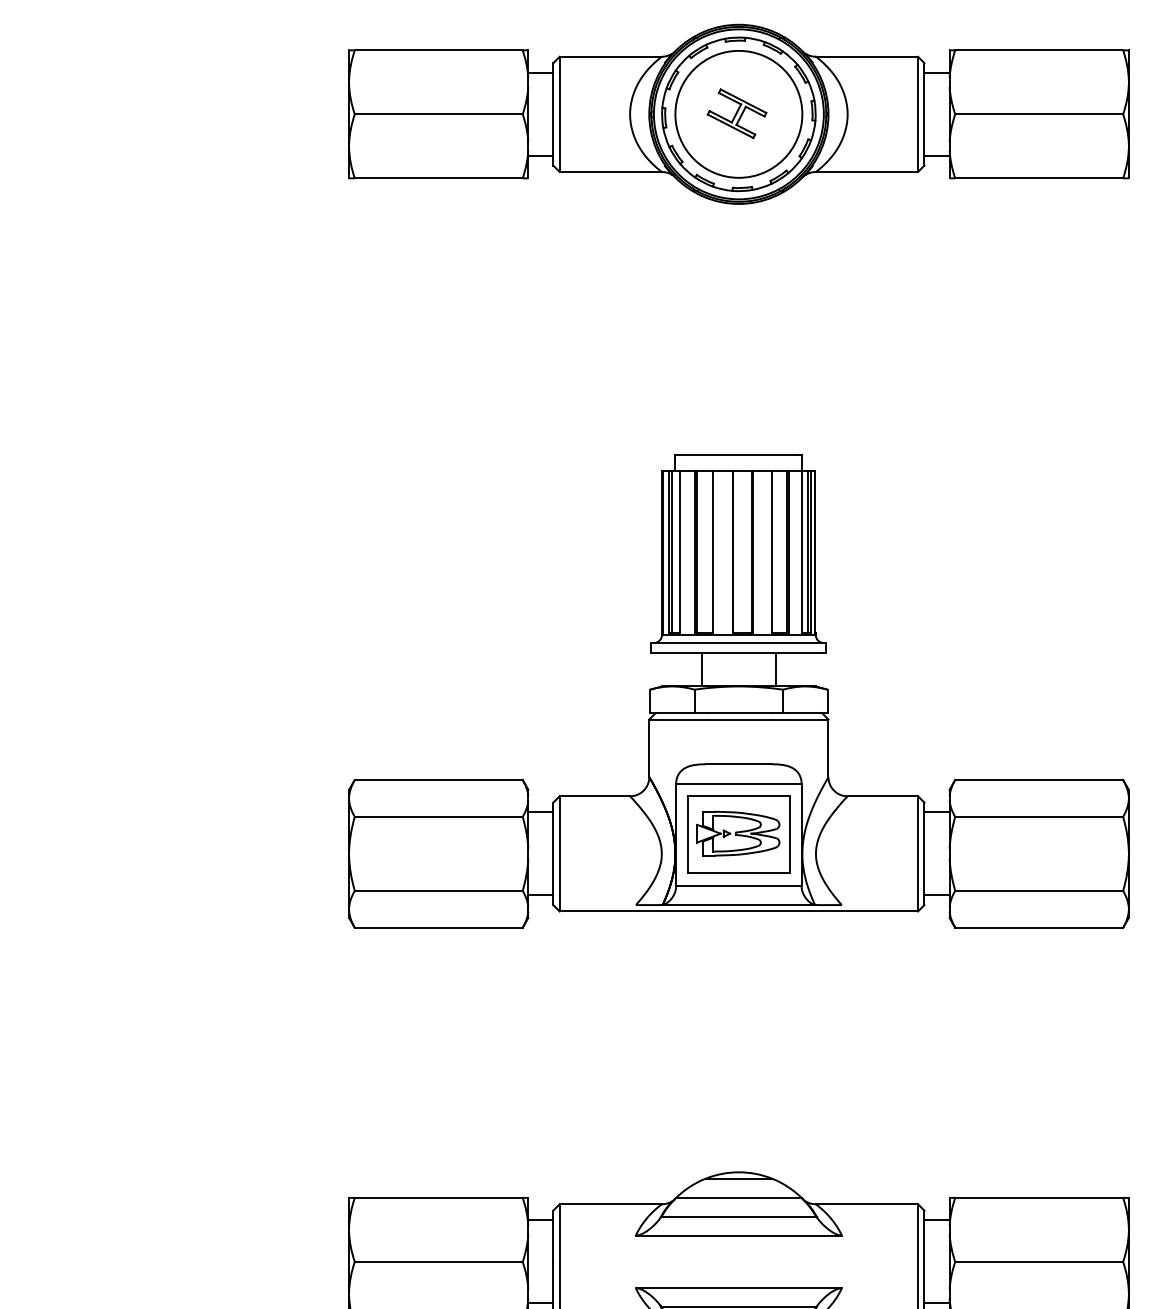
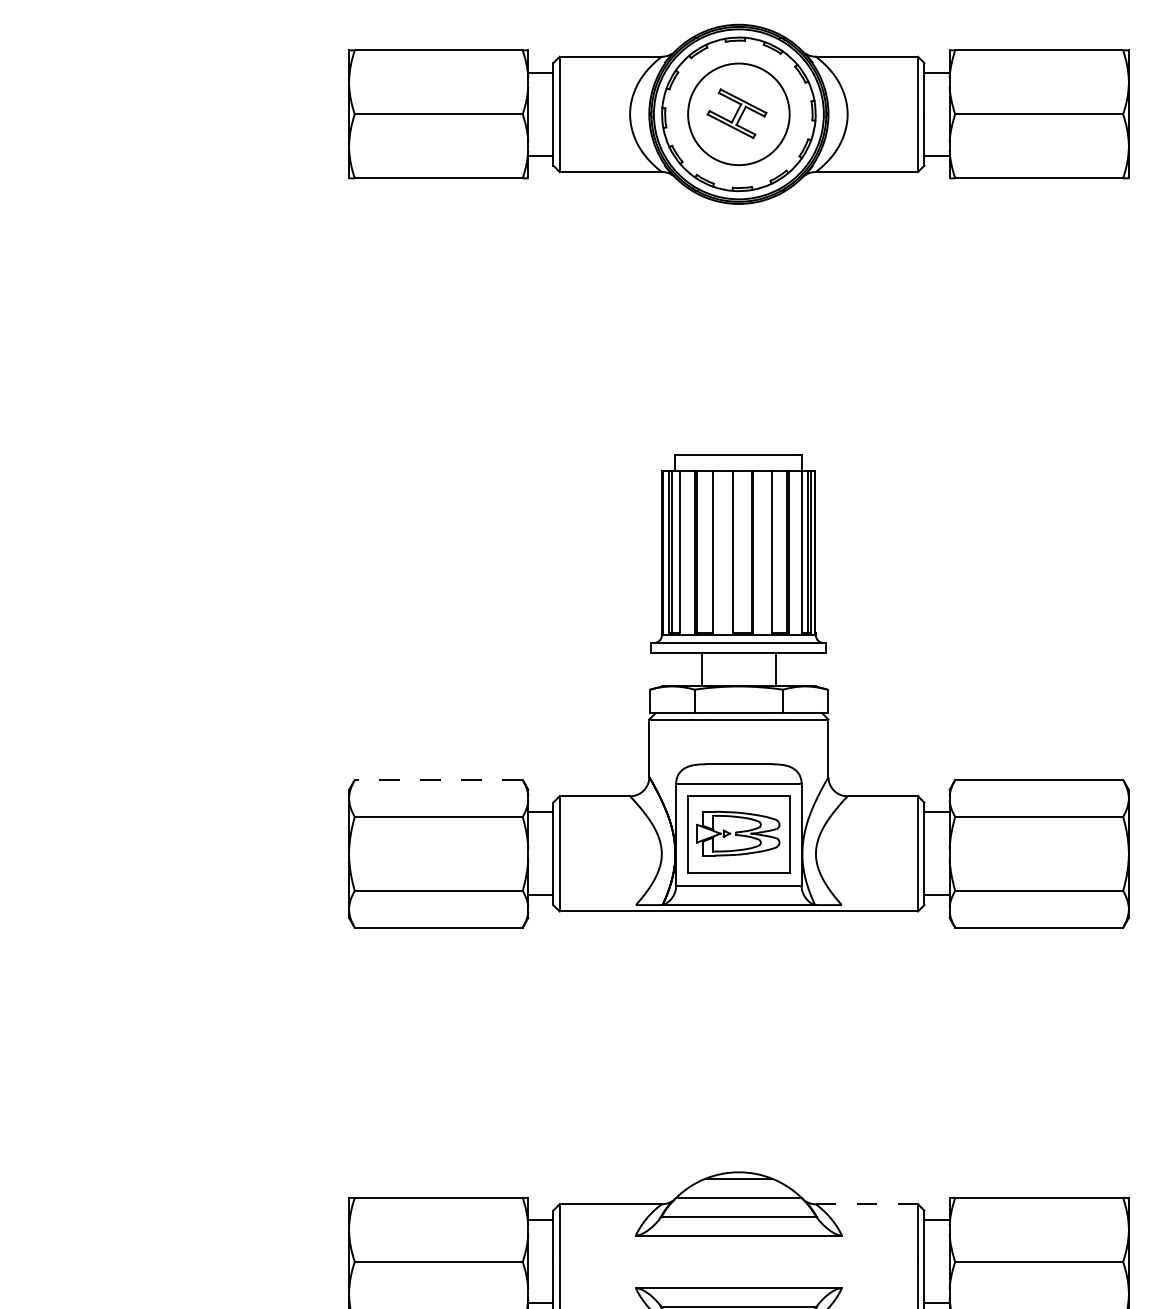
circle diameter: 127 px -> 102 px (738, 114)
line: solid -> dashed (438, 780)
line: solid -> dashed (866, 1204)
